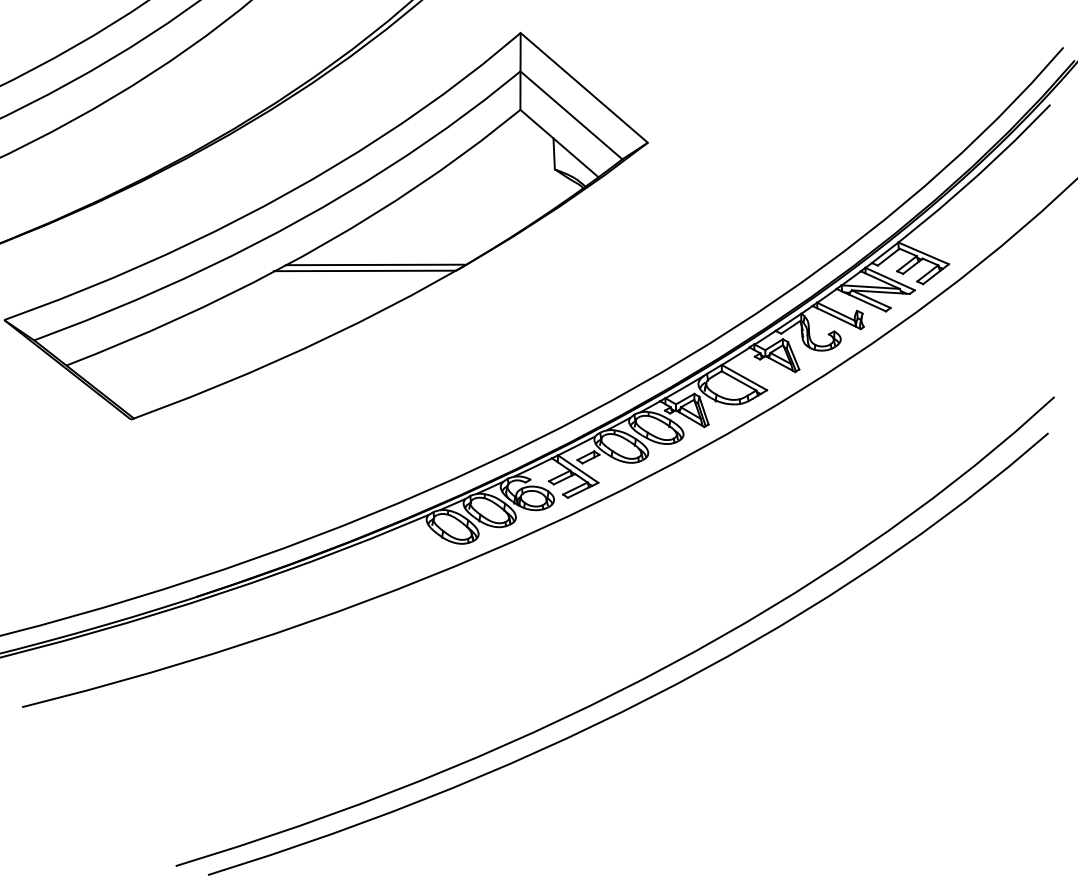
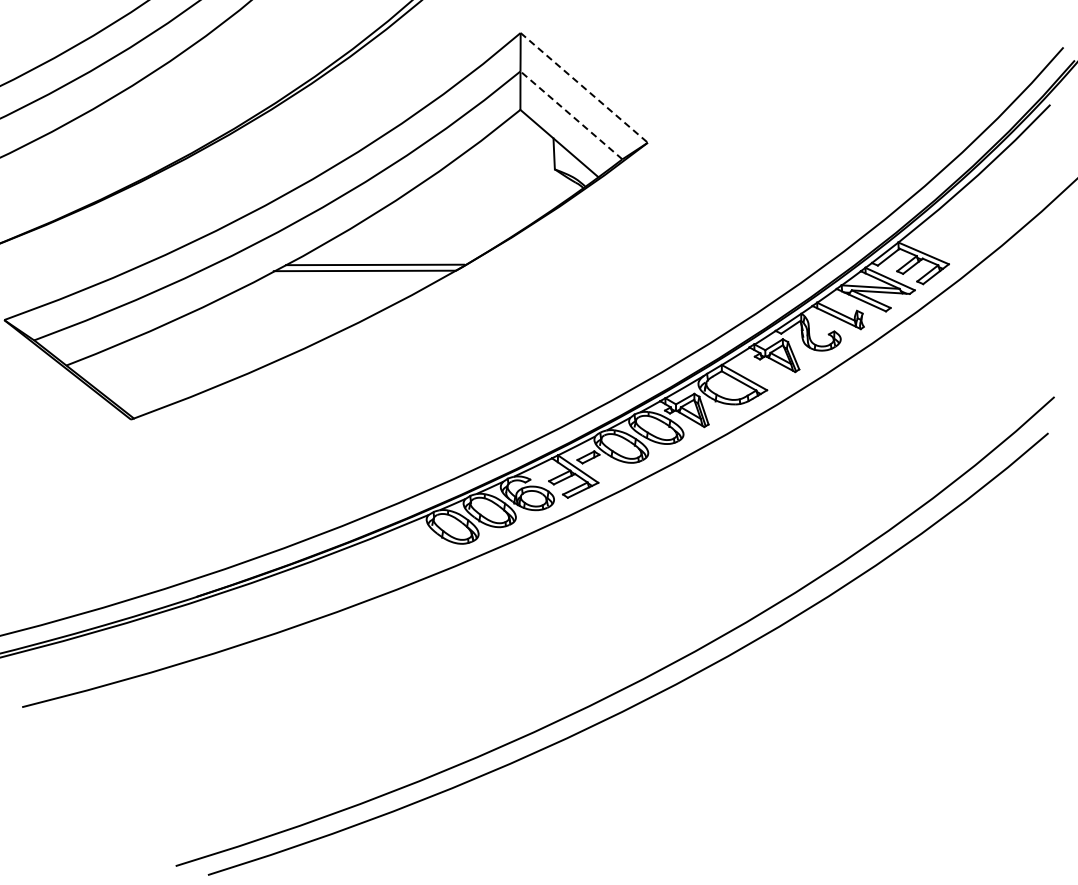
line: solid -> dashed (584, 87)
line: solid -> dashed (571, 115)
